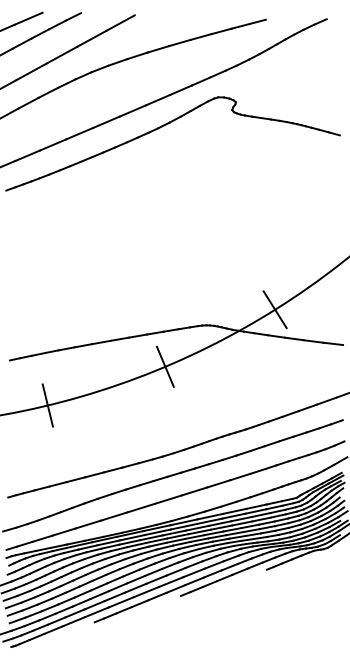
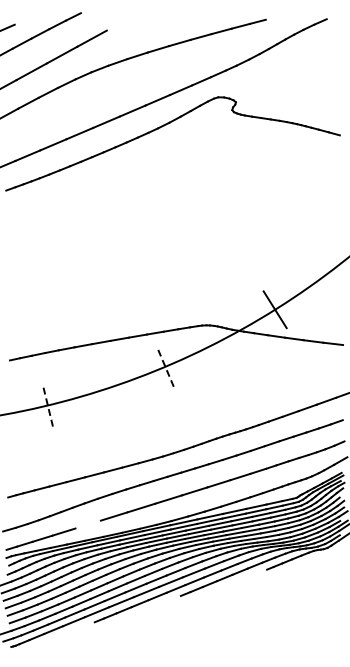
line: present -> none (28, 18)
line: present -> none (120, 22)
line: solid -> dashed (165, 366)
line: solid -> dashed (47, 405)
line: present -> none (87, 524)
